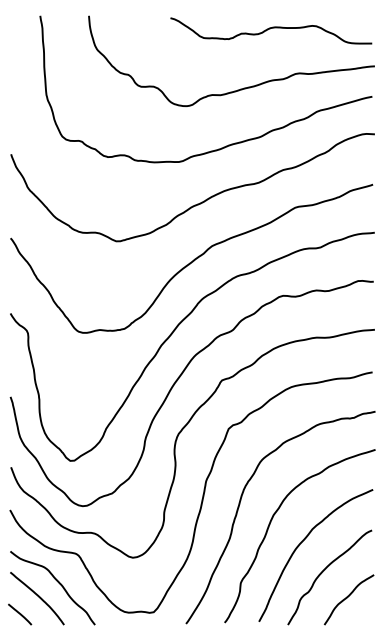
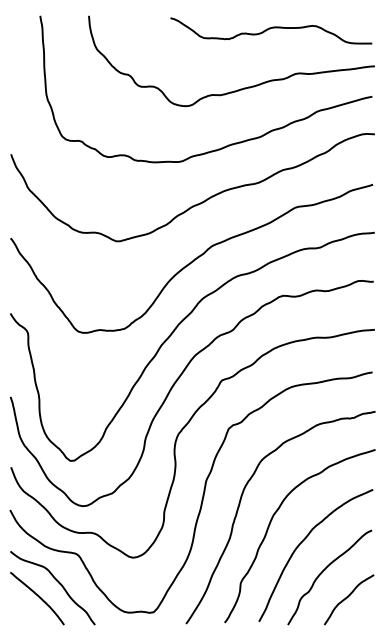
line: present -> none (20, 614)
